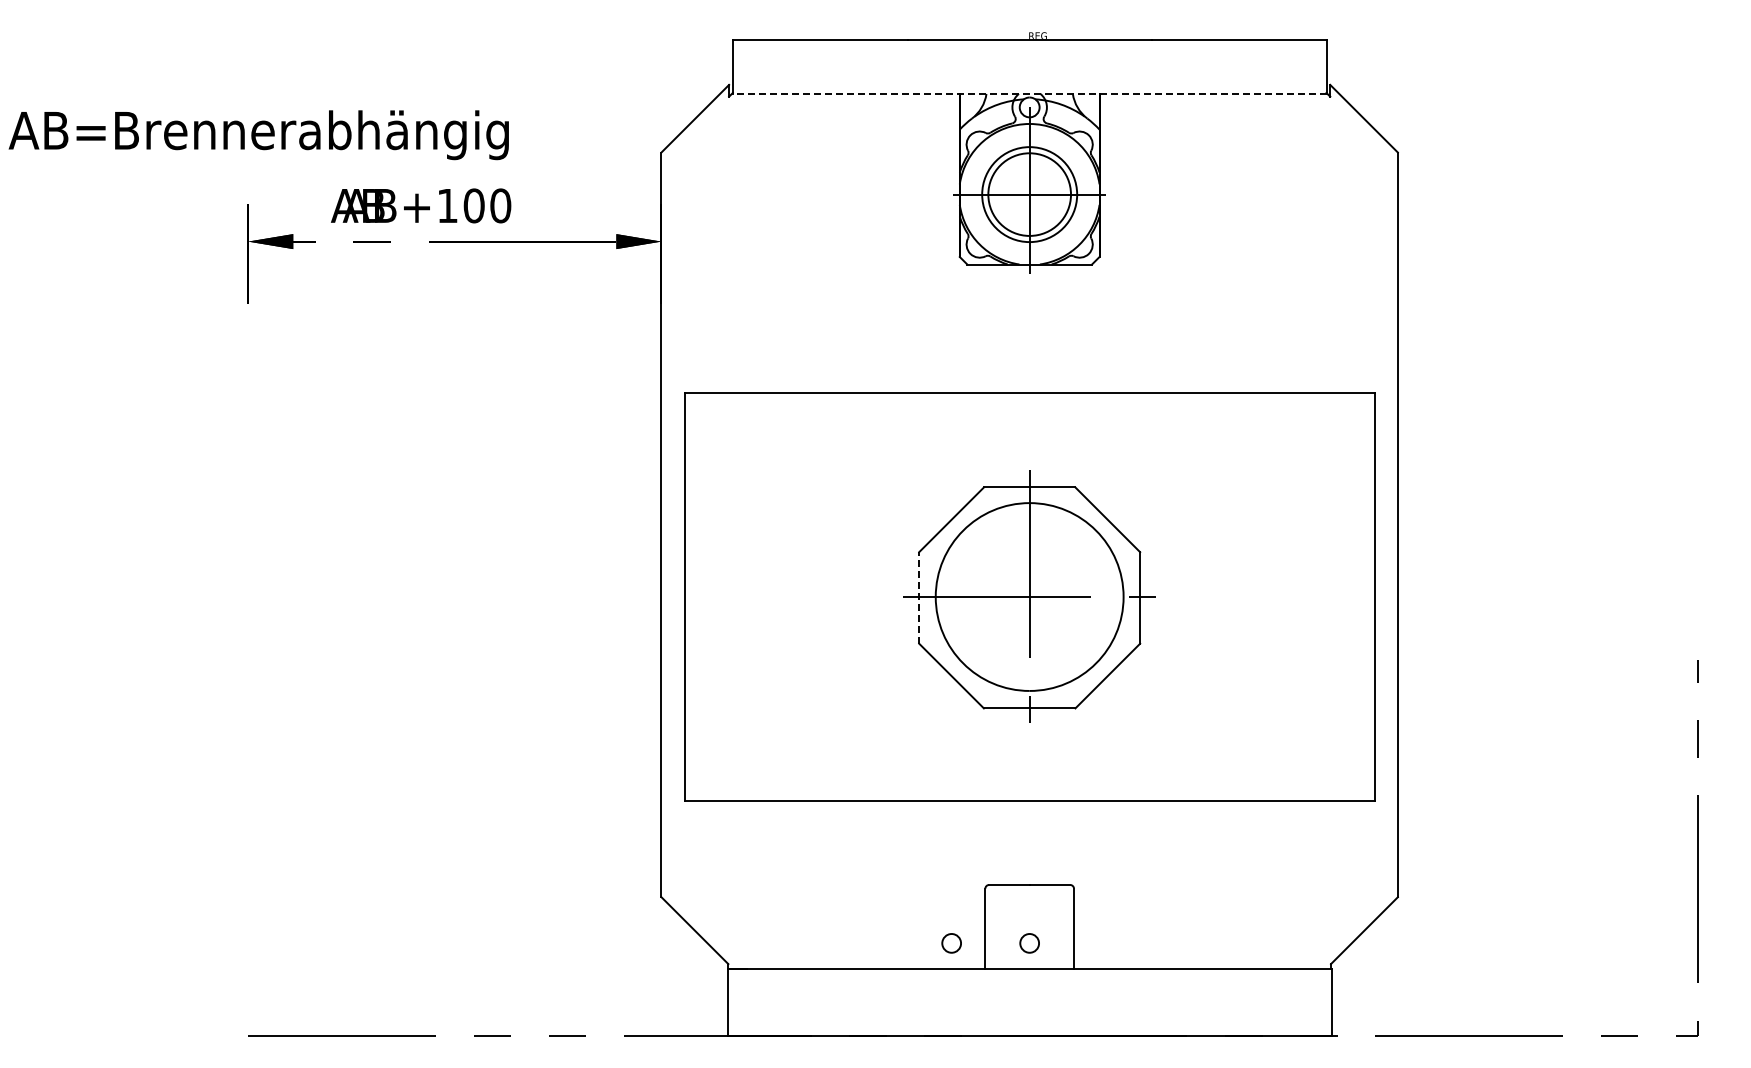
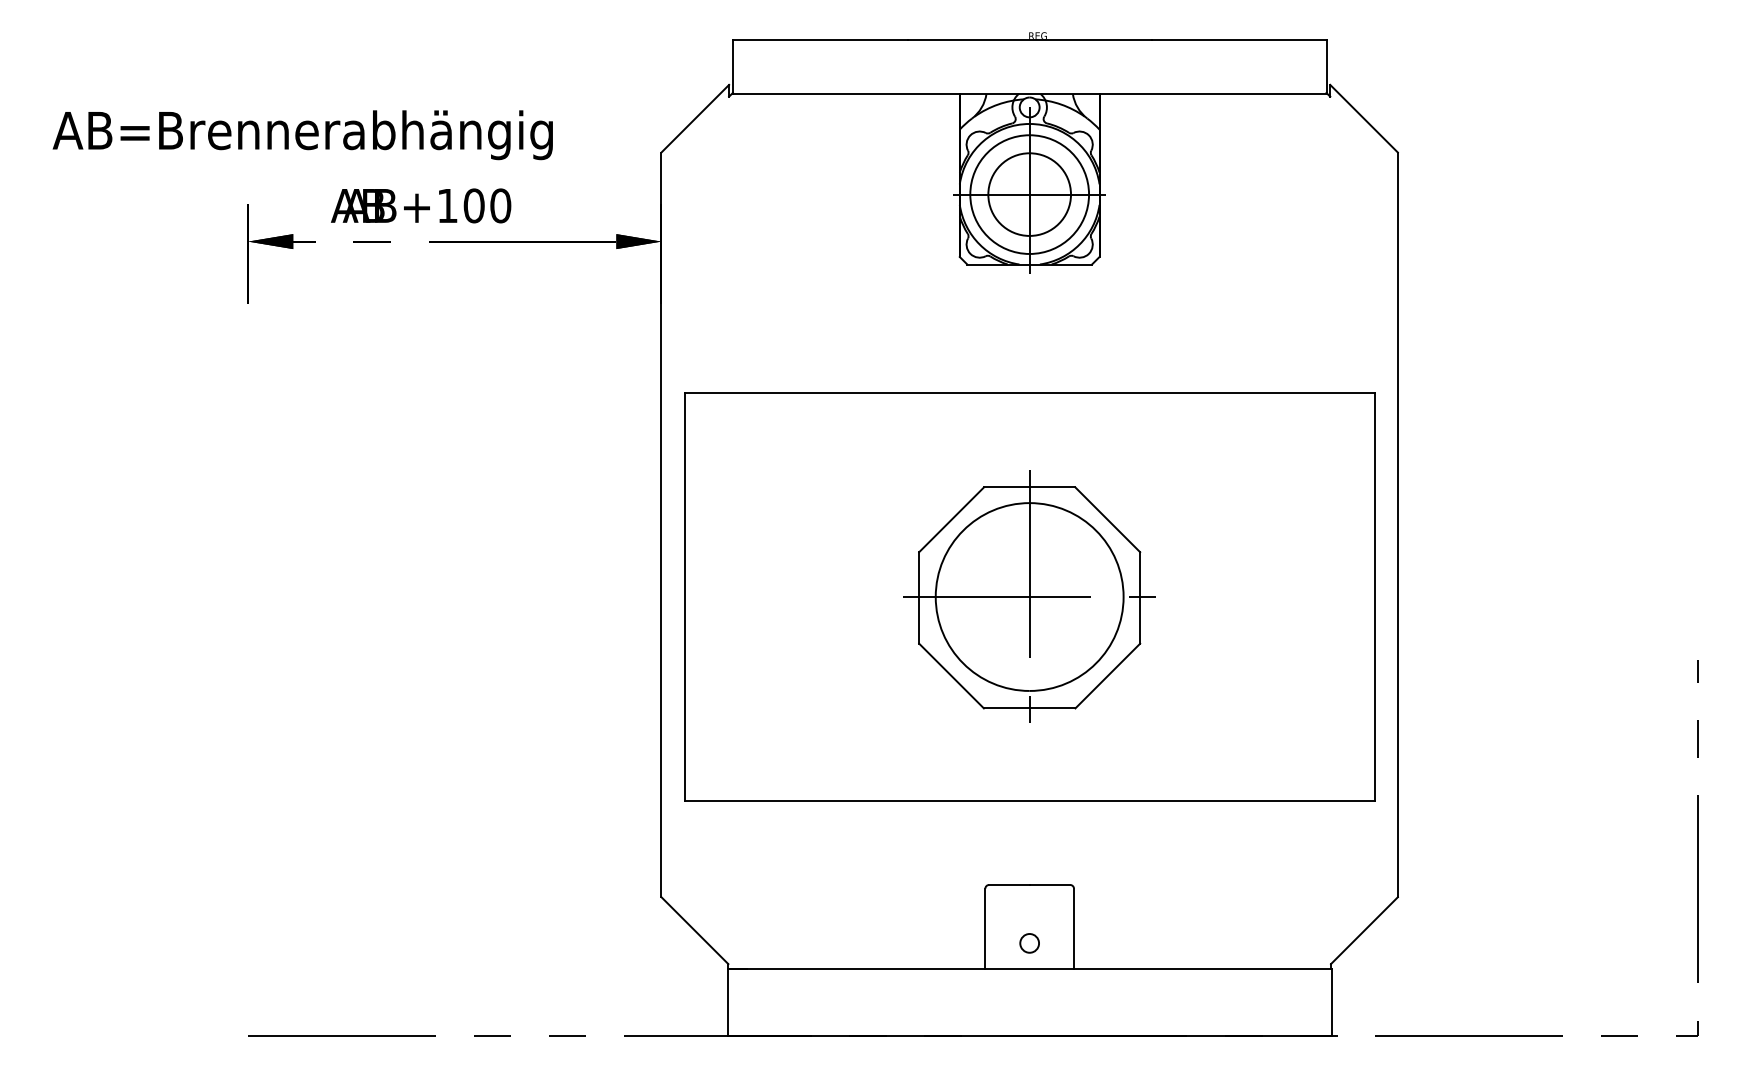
line: dashed -> solid (1029, 93)
text position: (258, 135) -> (302, 135) (302, 135)
circle diameter: 95 px -> 119 px (1029, 194)
line: dashed -> solid (919, 597)
circle: present -> none (951, 943)
